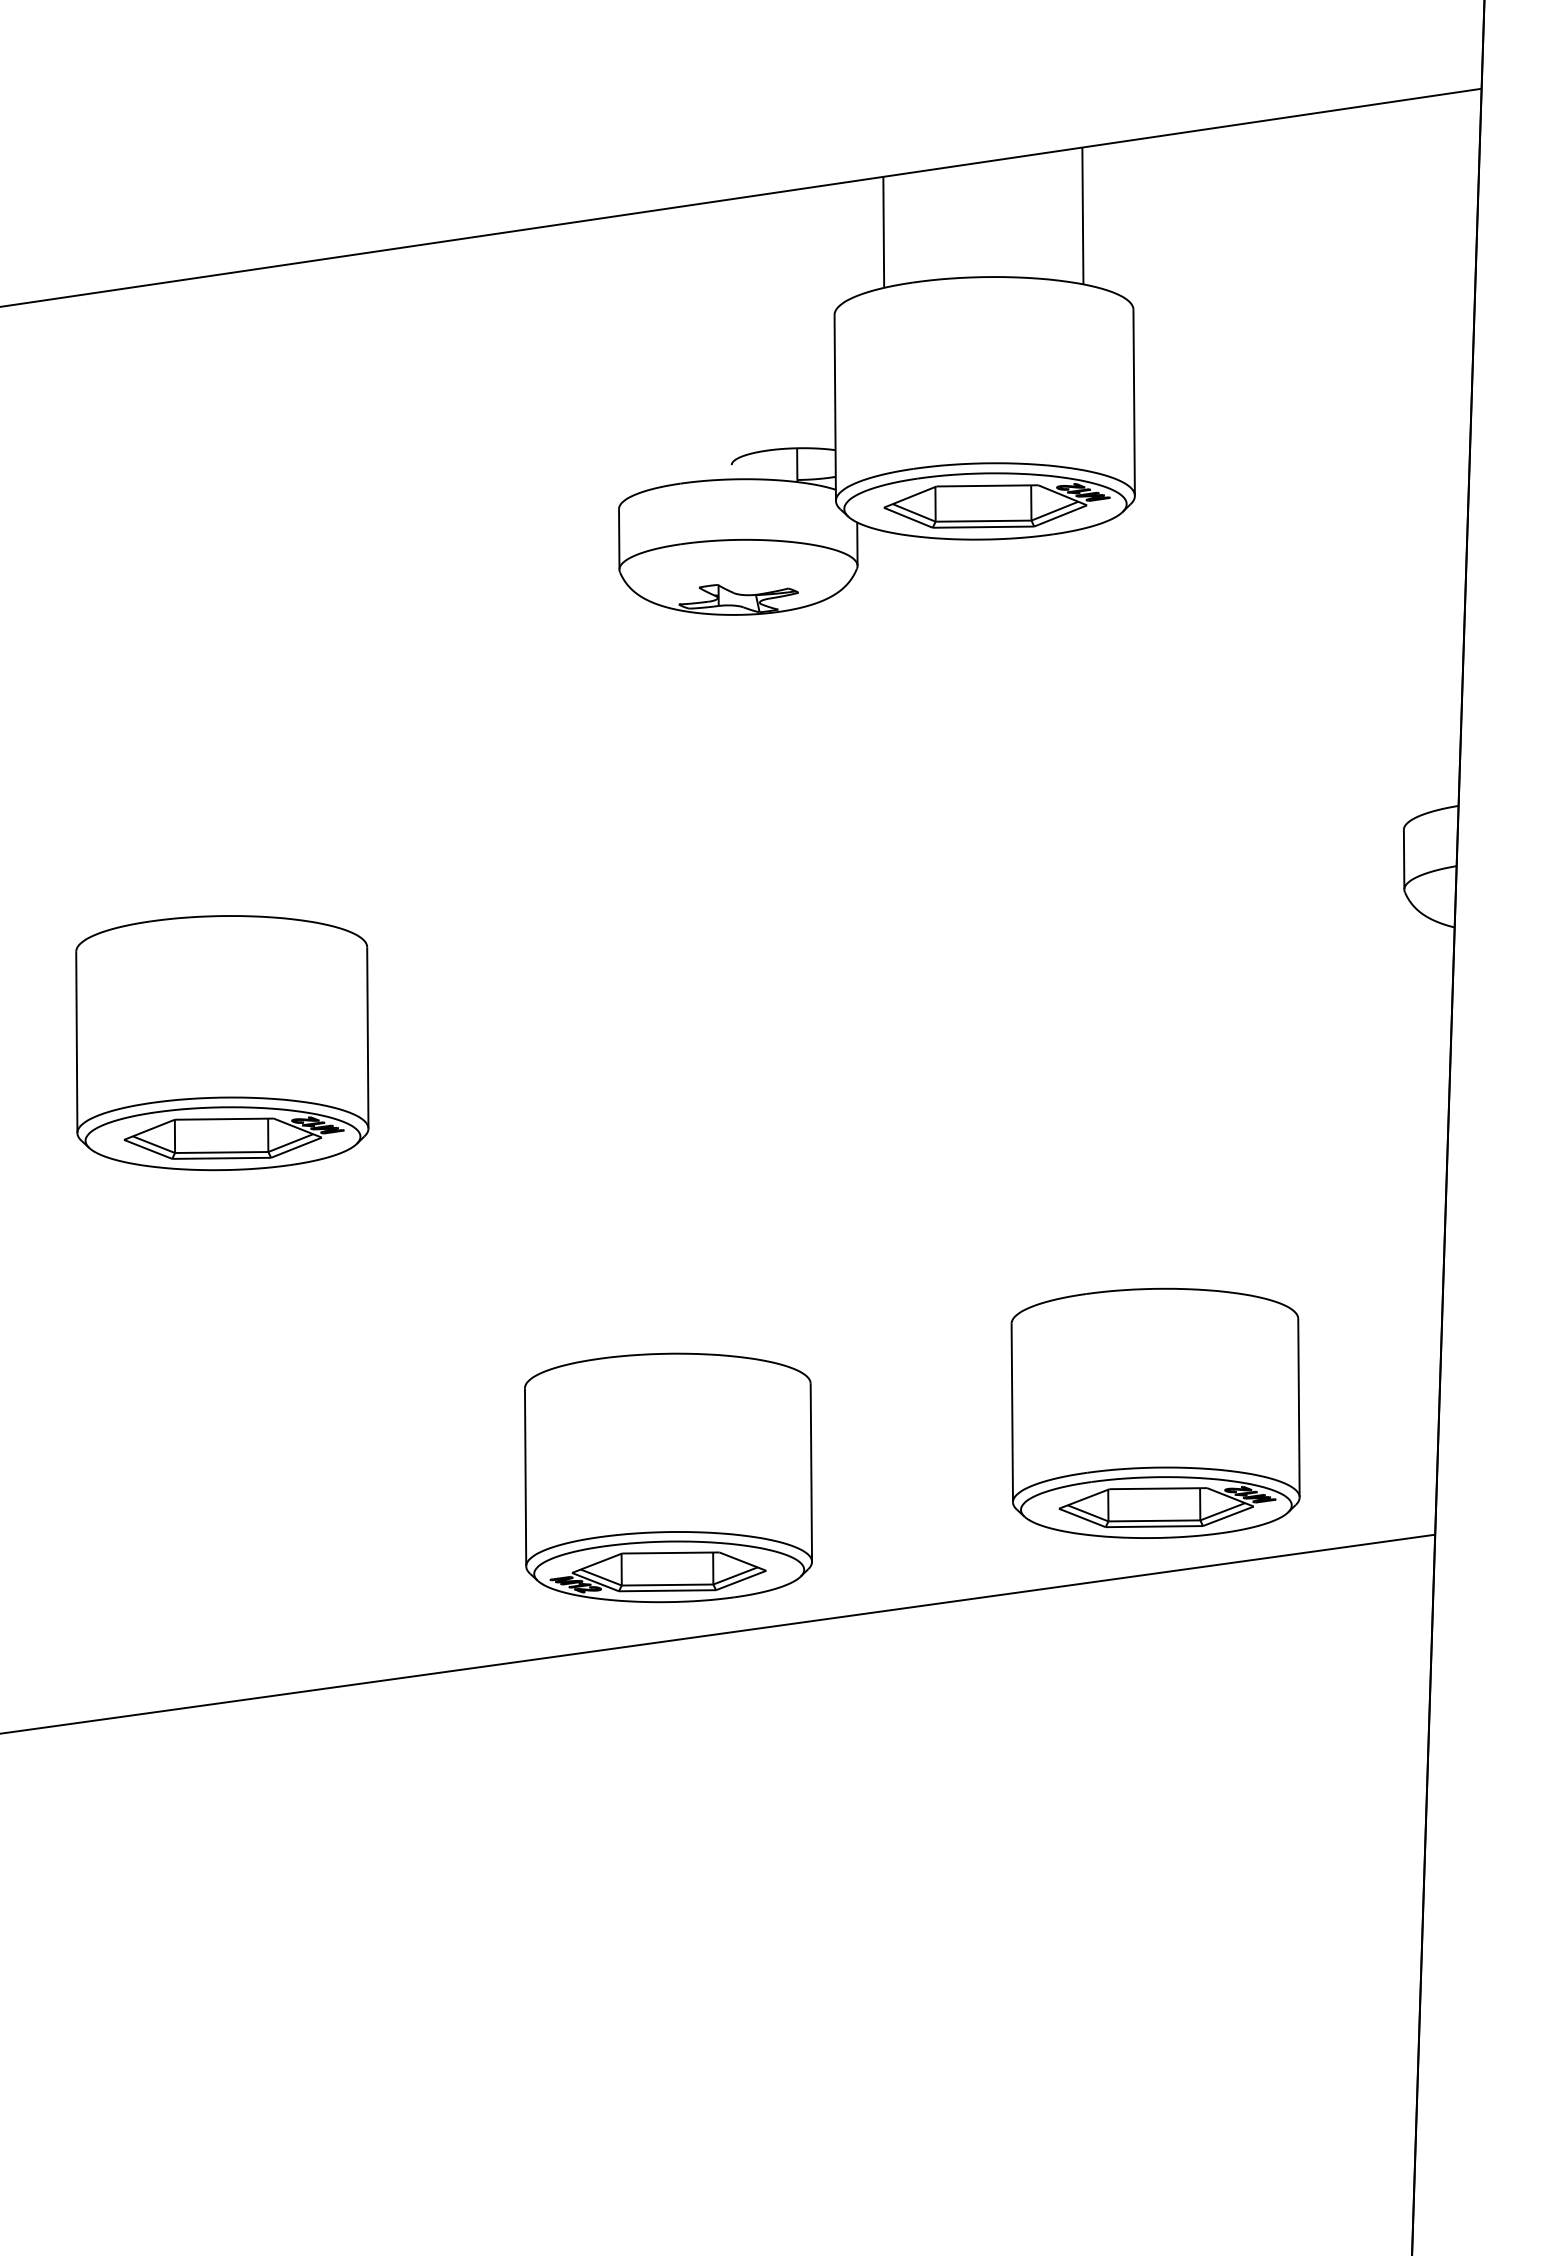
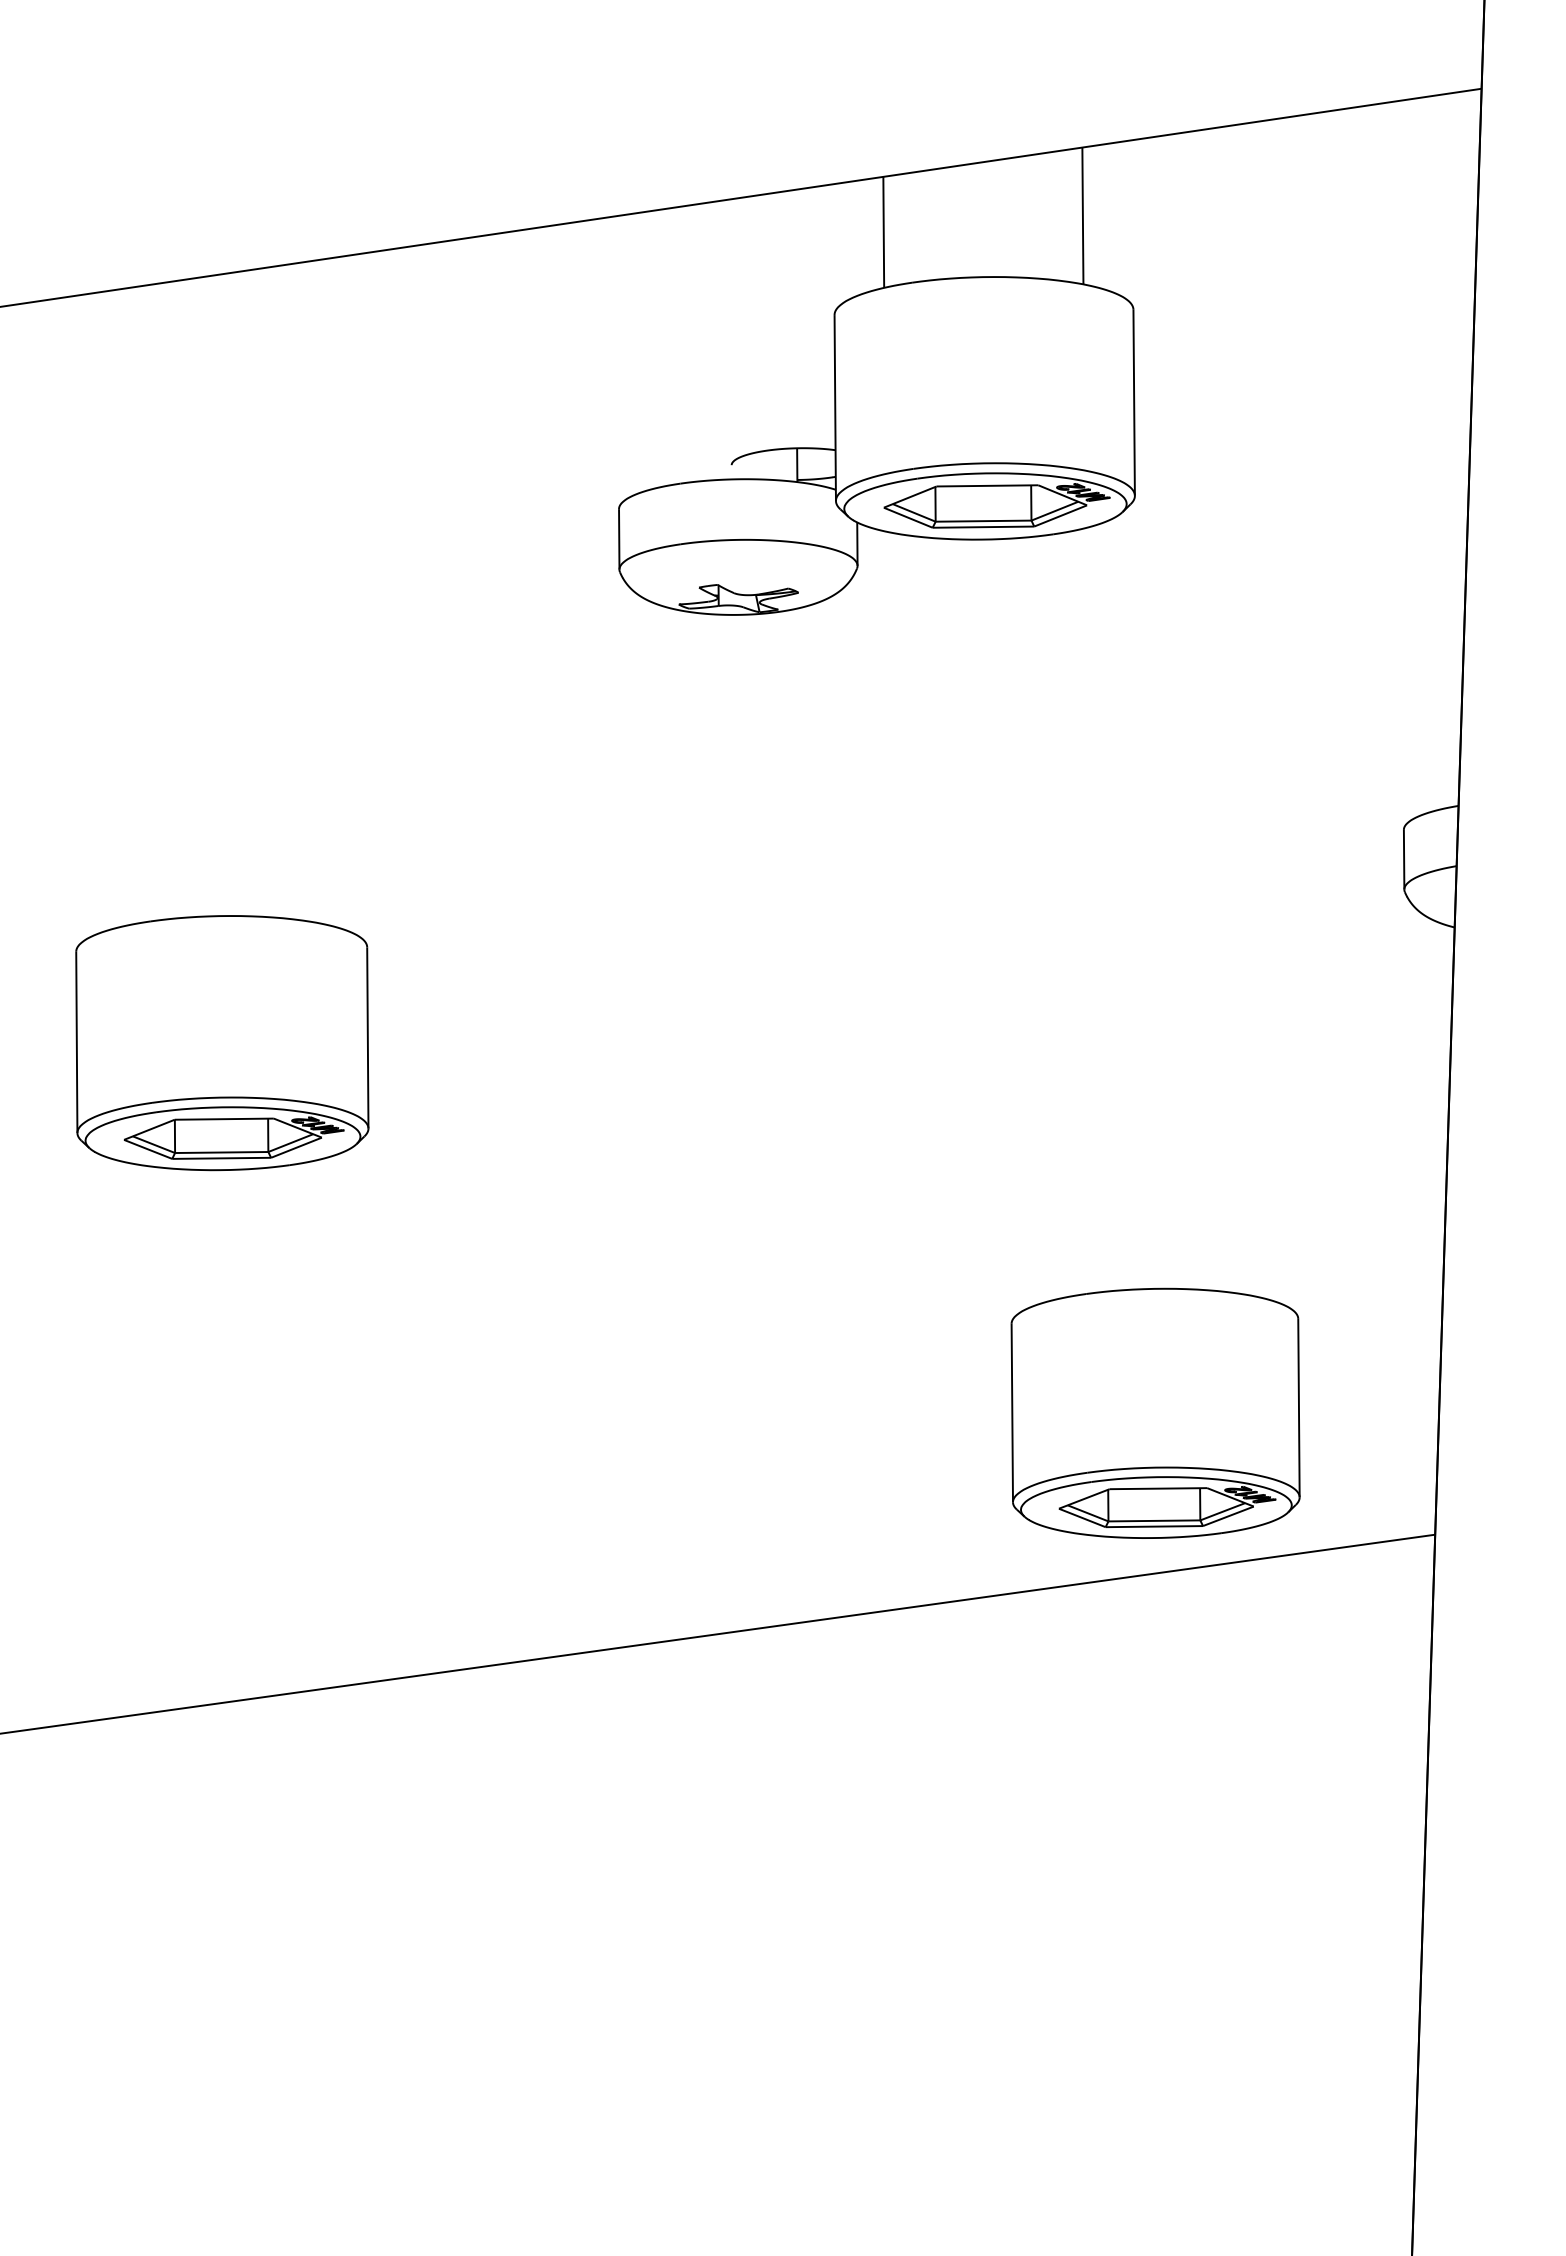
part: present -> none (668, 1477)
